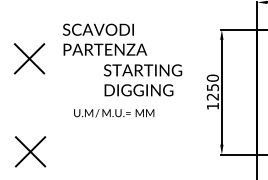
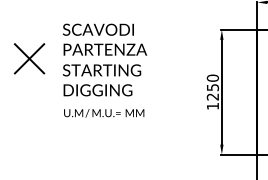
text position: (143, 80) -> (102, 80) (102, 80)
text position: (114, 113) -> (104, 113) (104, 113)
part: present -> none (30, 151)
